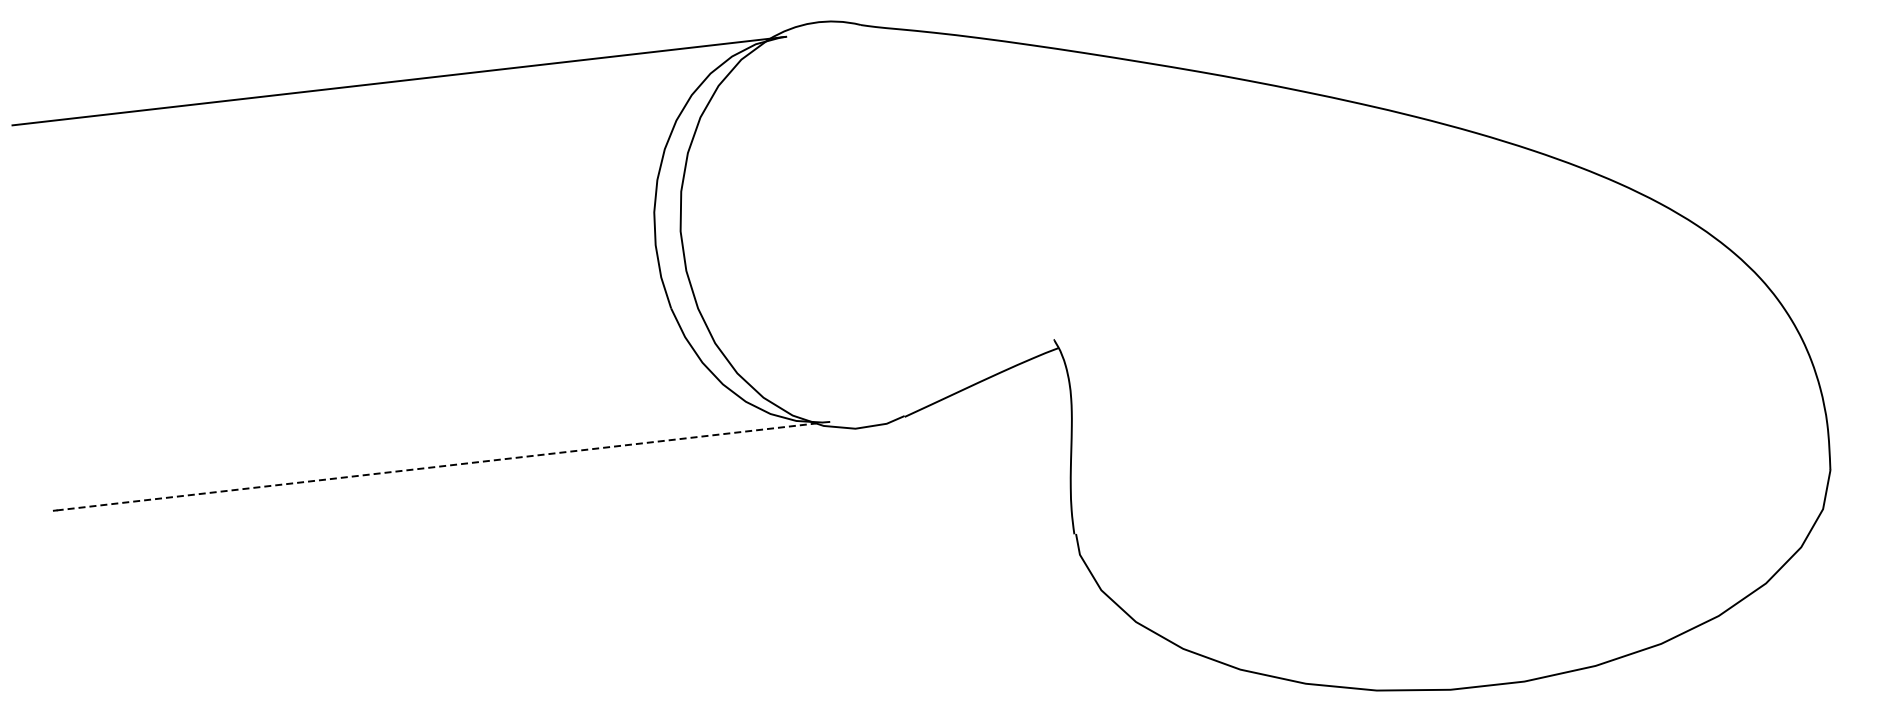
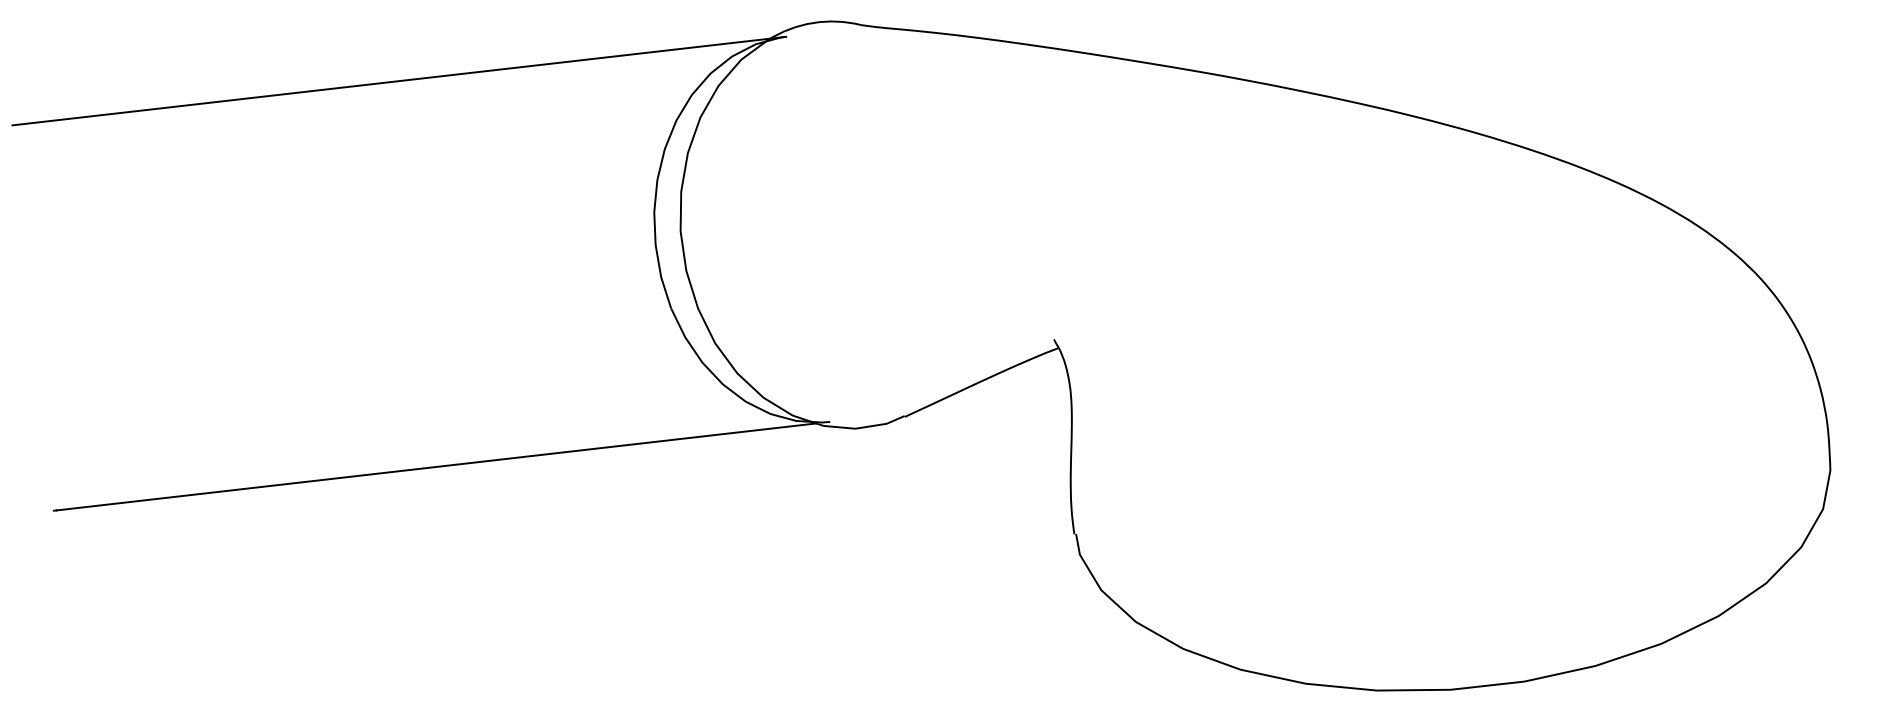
line: dashed -> solid (436, 466)
